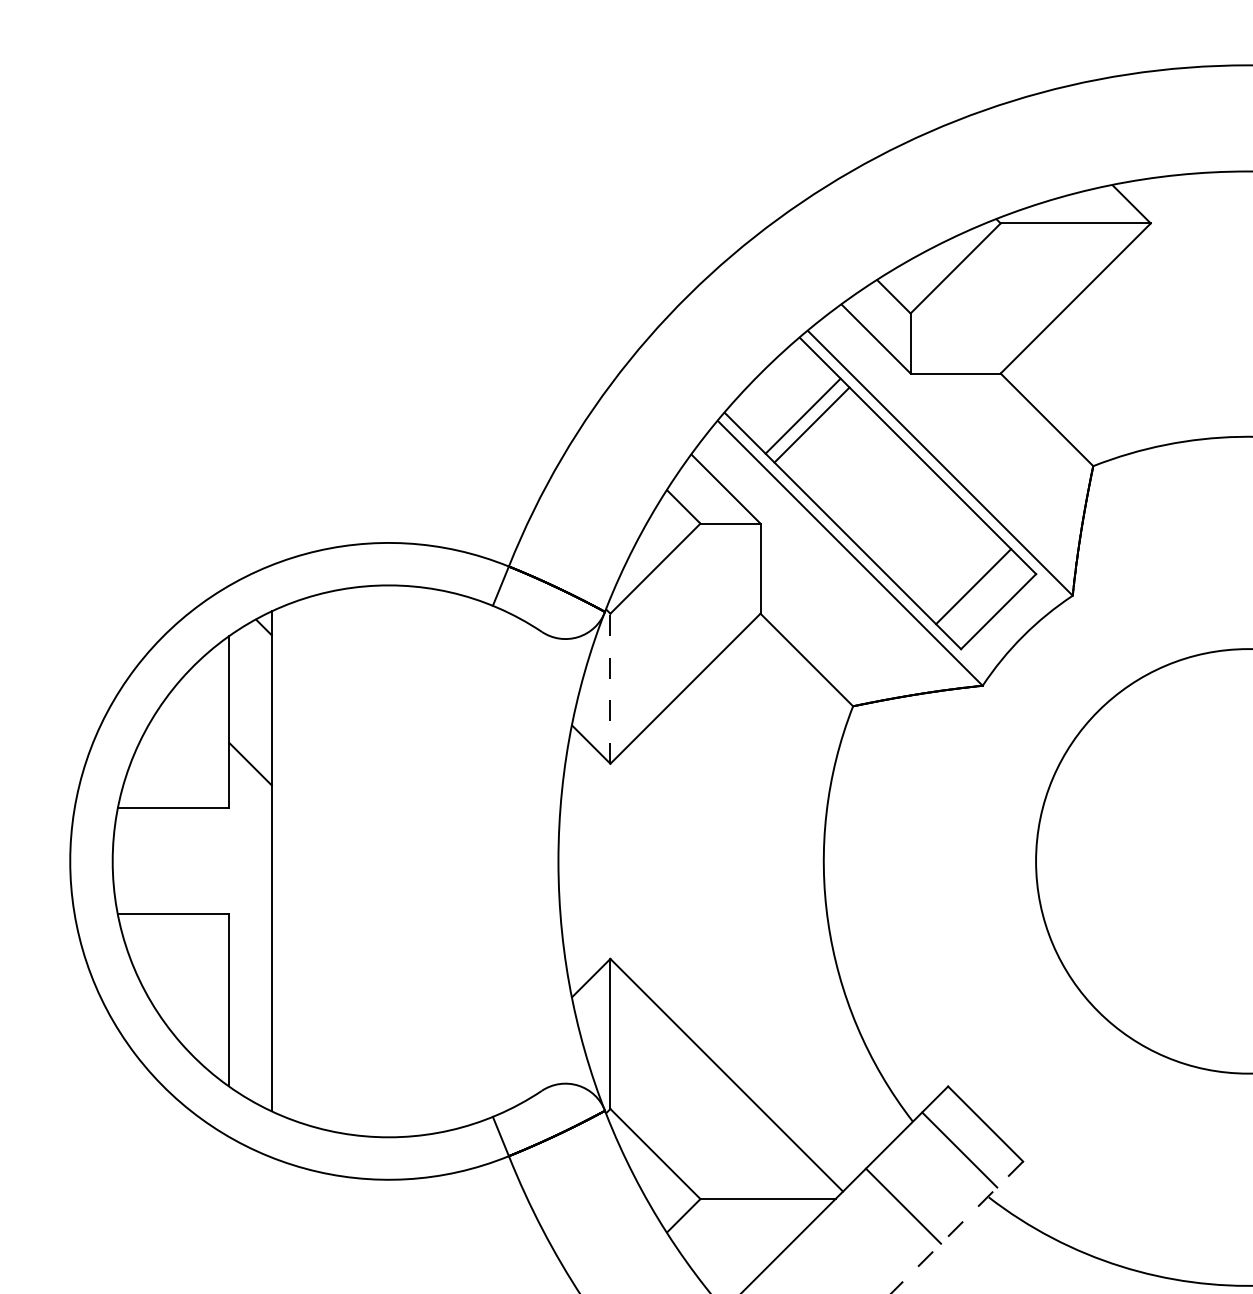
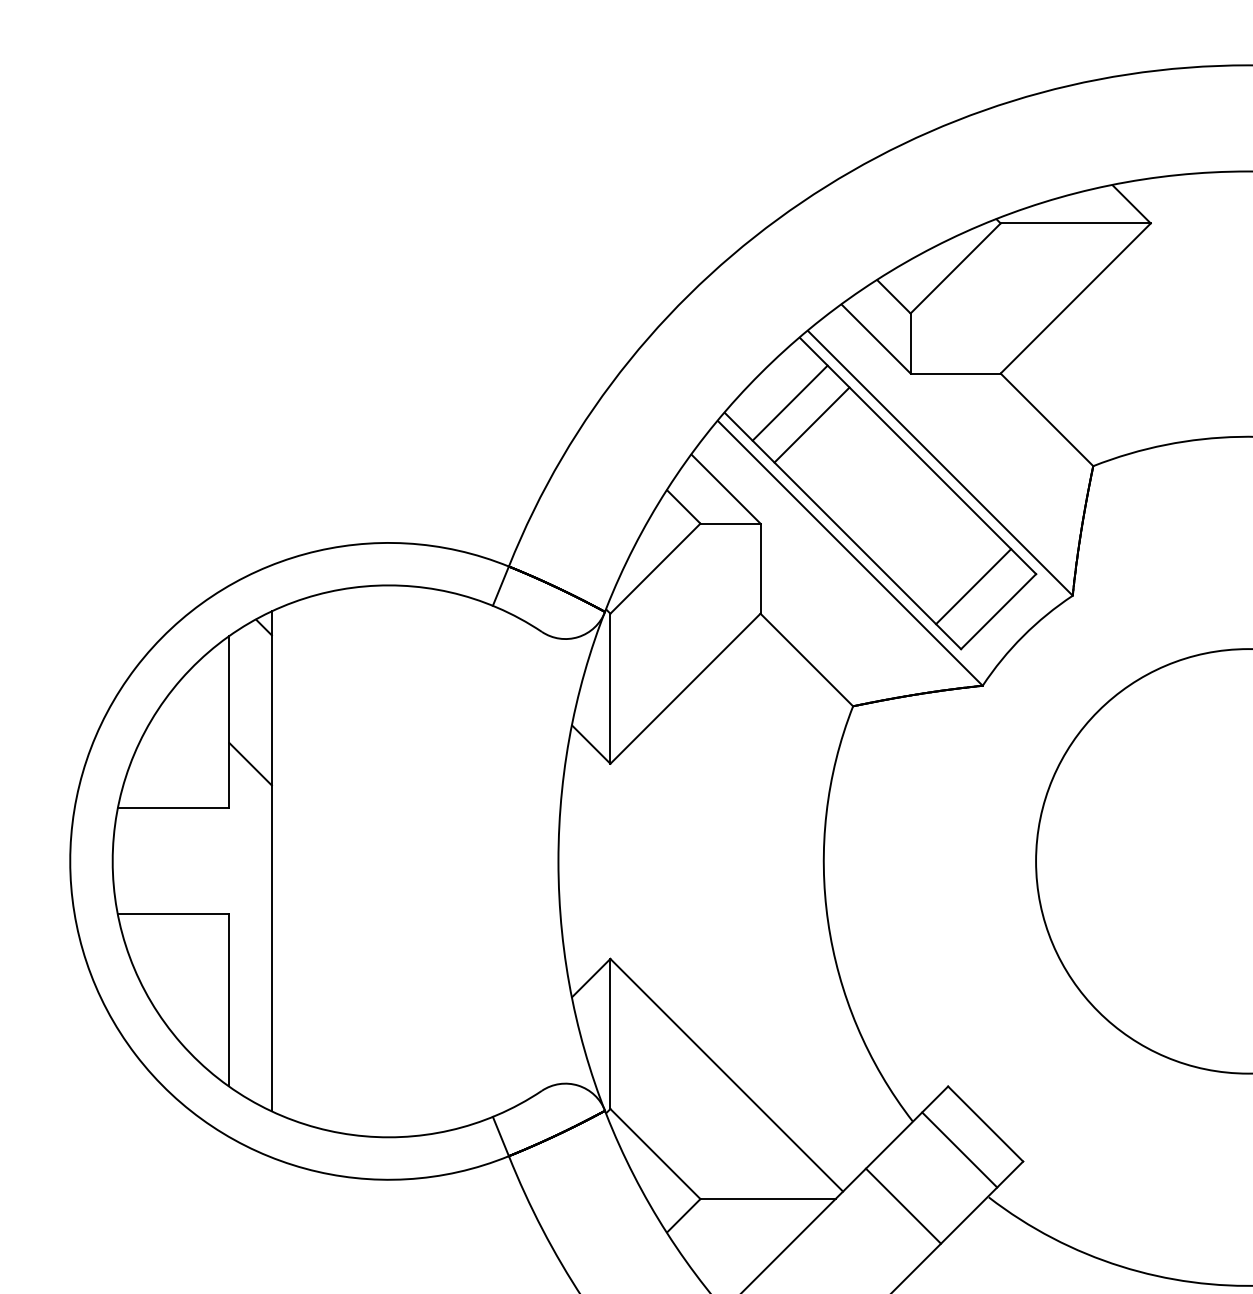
line position: (802, 415) -> (789, 402) (789, 402)
line: dashed -> solid (610, 688)
line: dashed -> solid (956, 1227)
